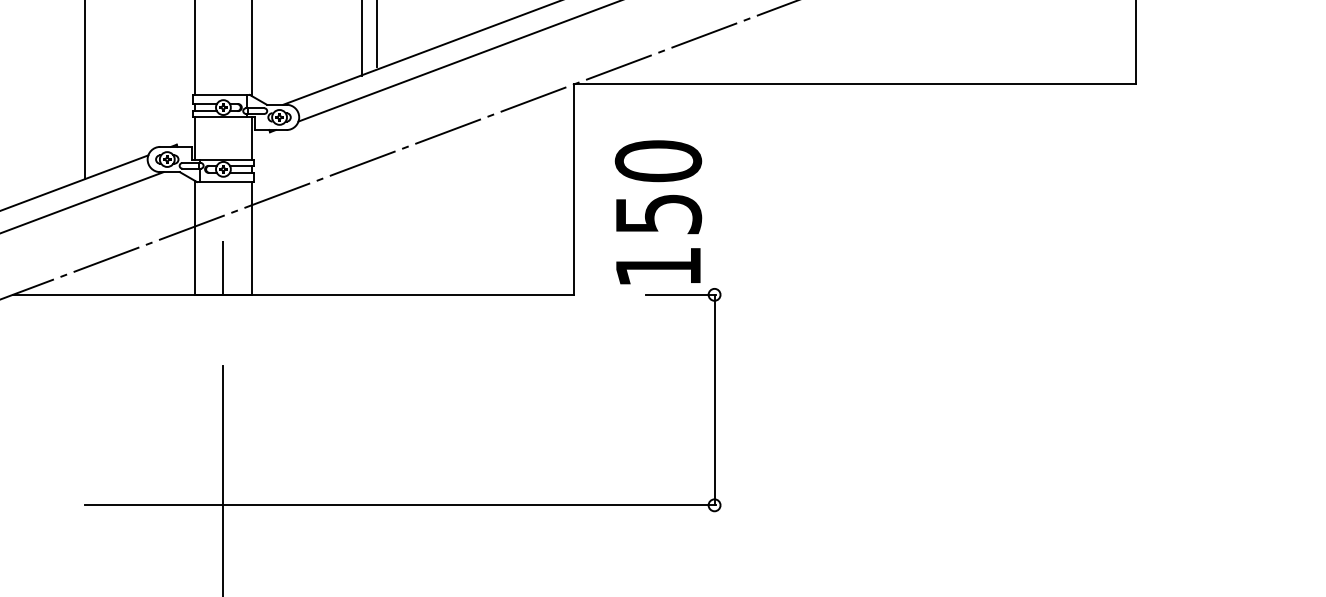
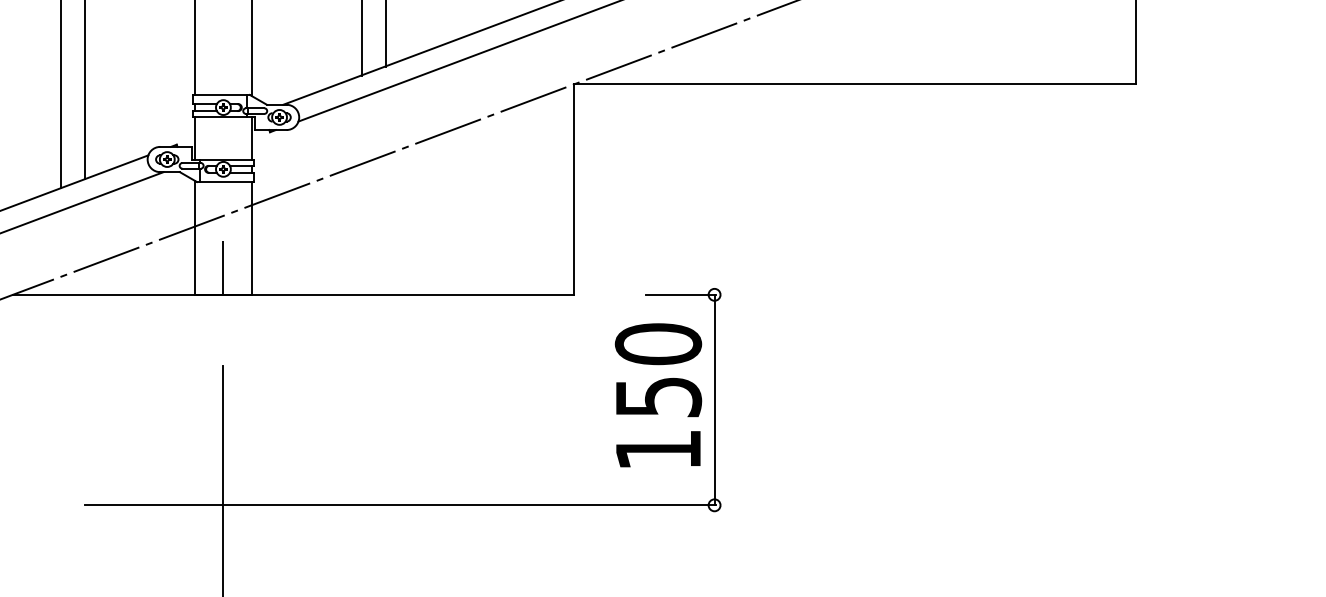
line position: (377, 34) -> (386, 34) (386, 34)
line: none -> present (60, 95)
text position: (658, 212) -> (658, 395) (658, 395)
